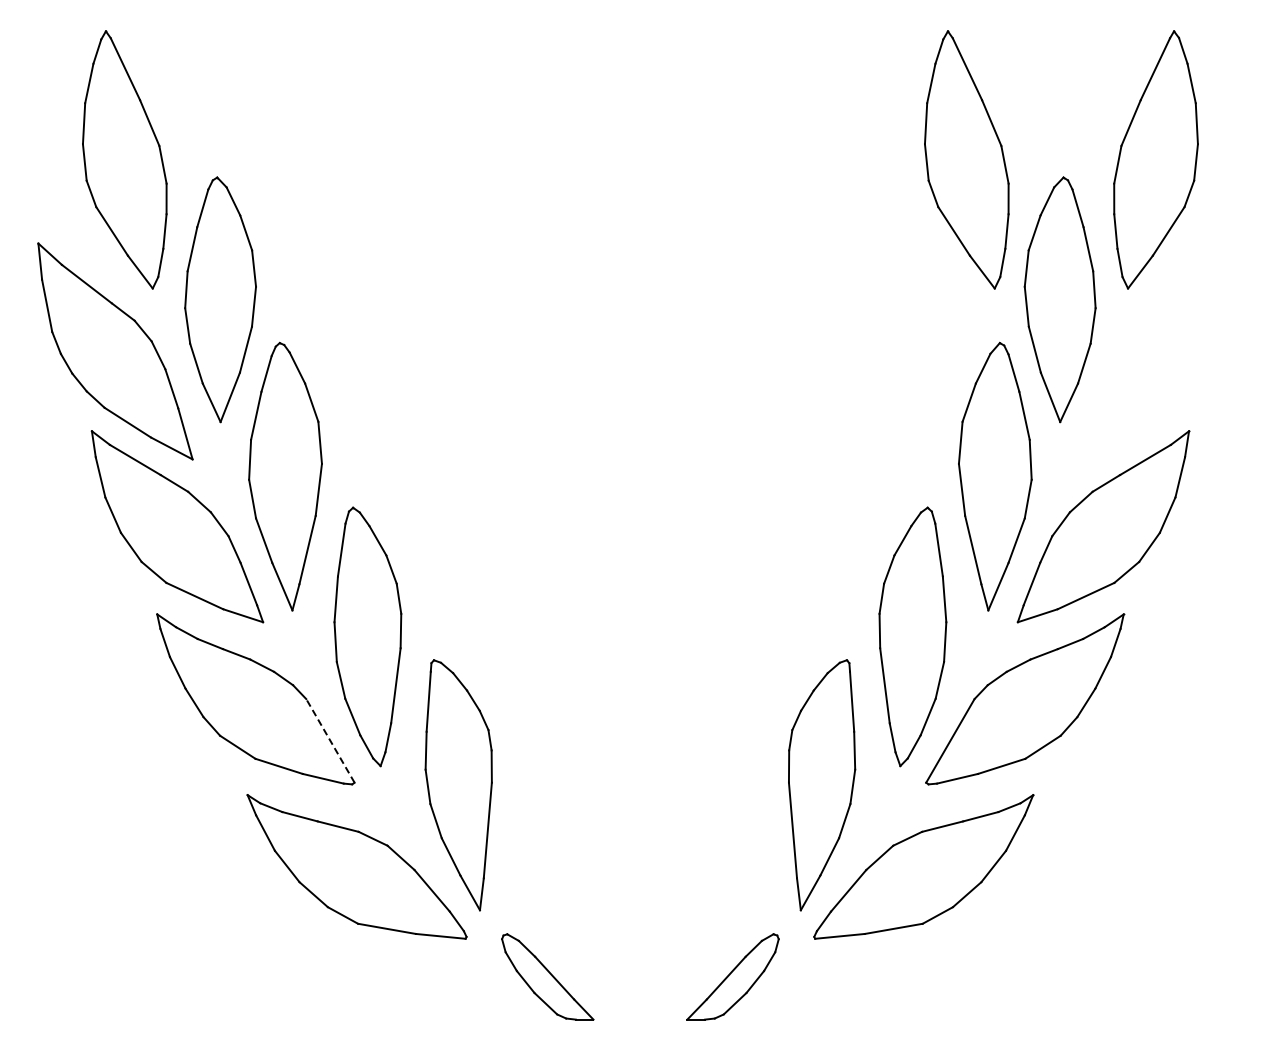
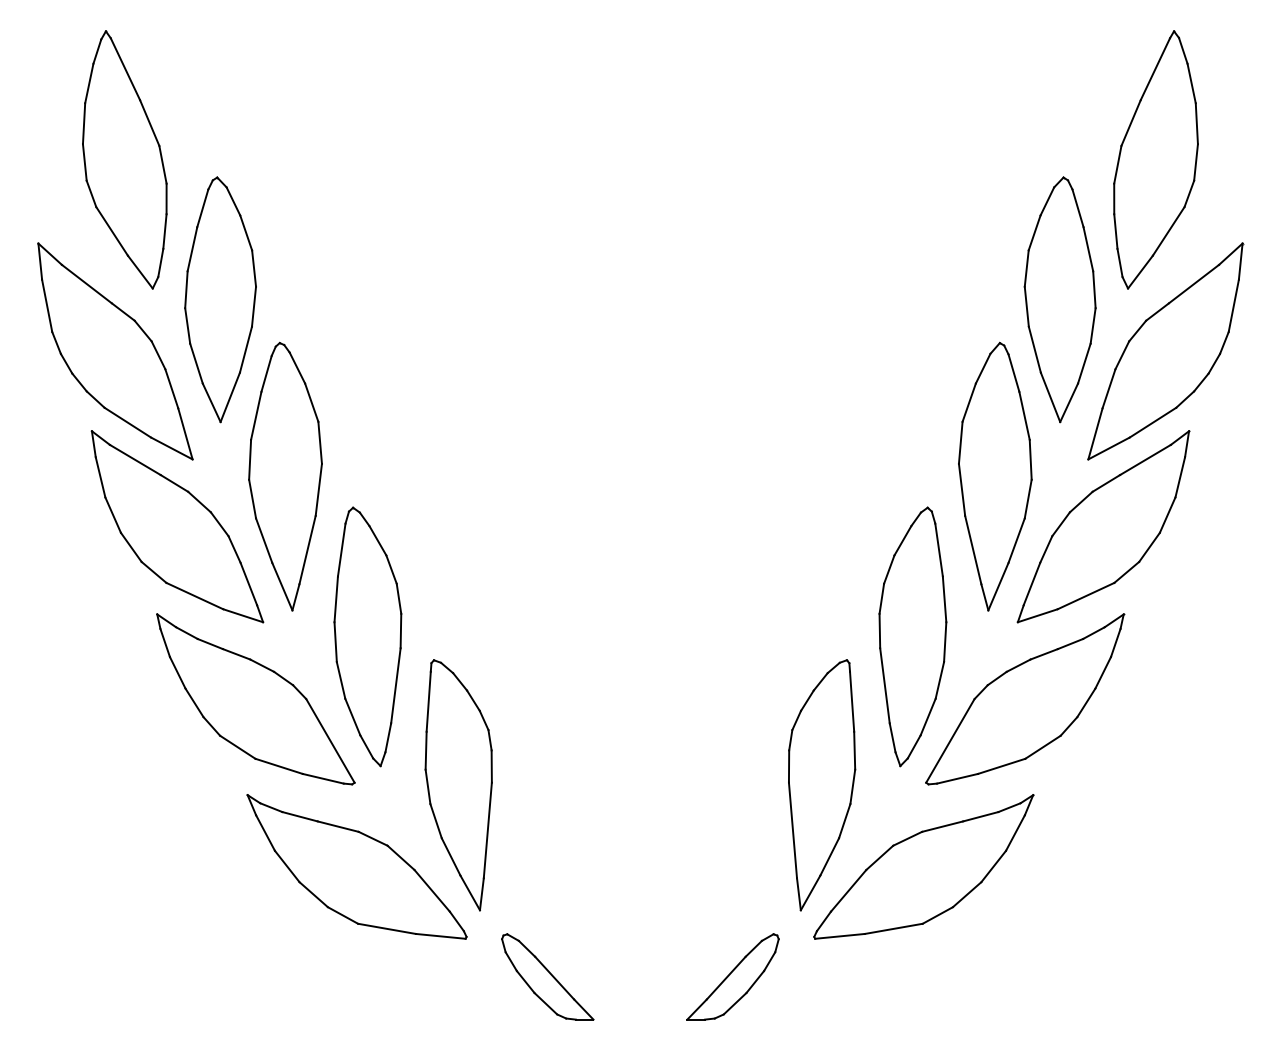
part: present -> none (966, 159)
part: none -> present (1165, 351)
line: dashed -> solid (330, 740)
